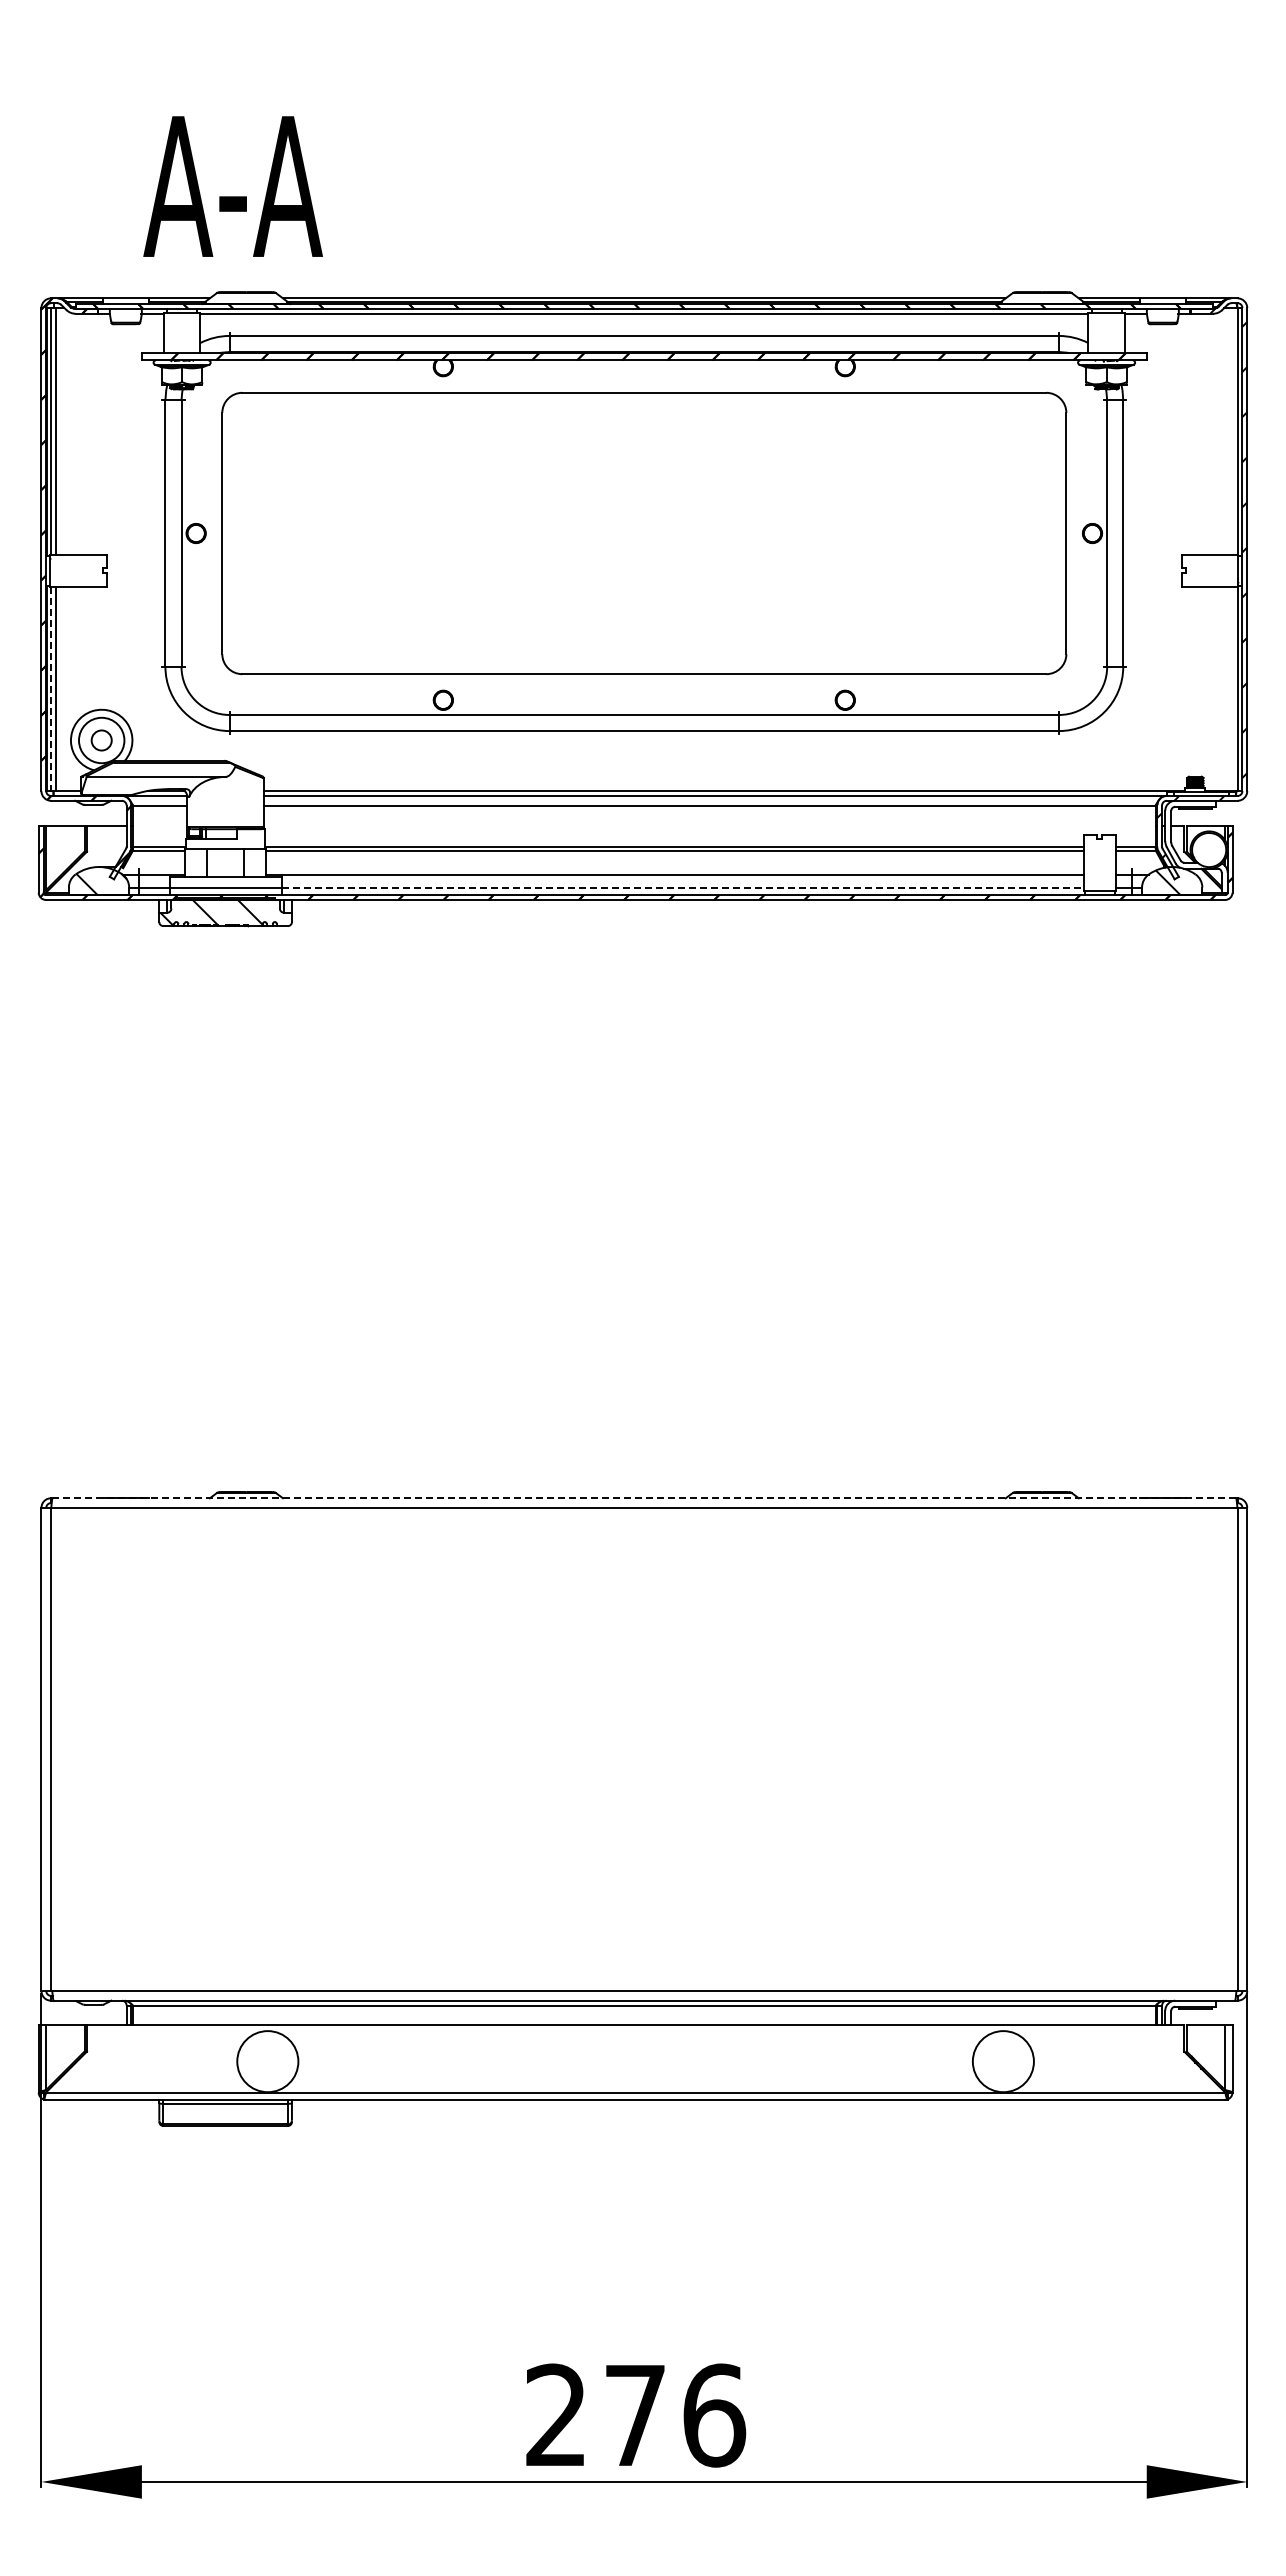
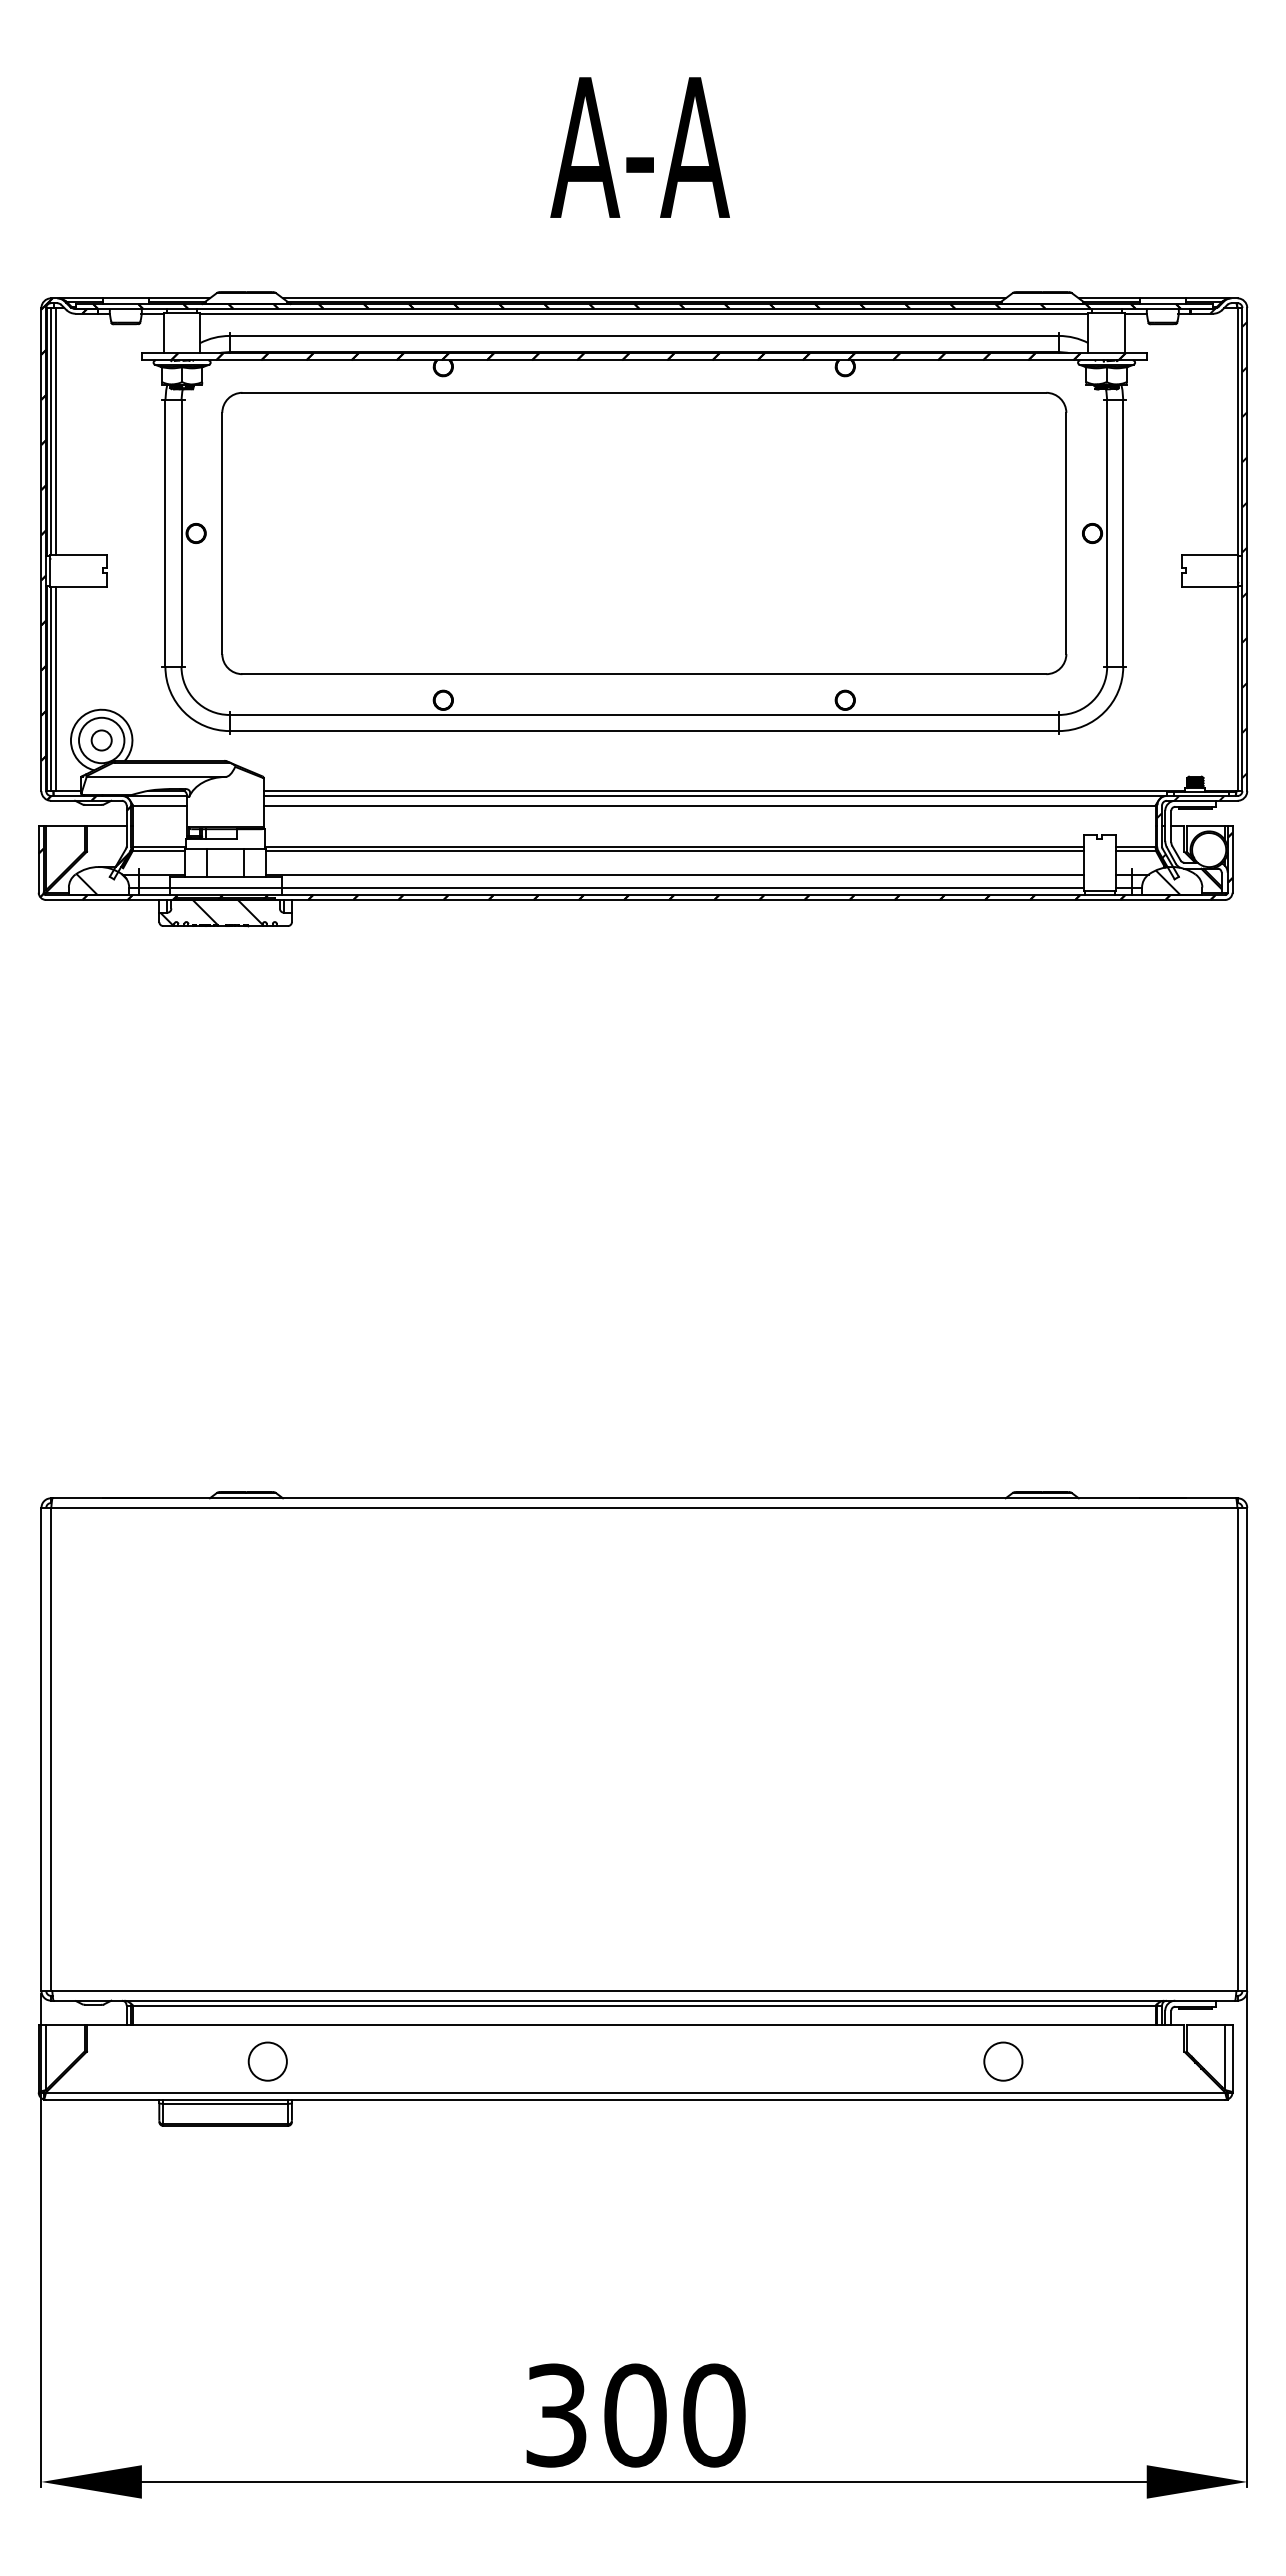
text position: (232, 186) -> (639, 147) (639, 147)
line: dashed -> solid (51, 689)
line: dashed -> solid (683, 887)
line: dashed -> solid (644, 1498)
circle diameter: 61 px -> 38 px (267, 2061)
circle diameter: 61 px -> 38 px (1003, 2061)
text: 276 -> 300 (636, 2415)
